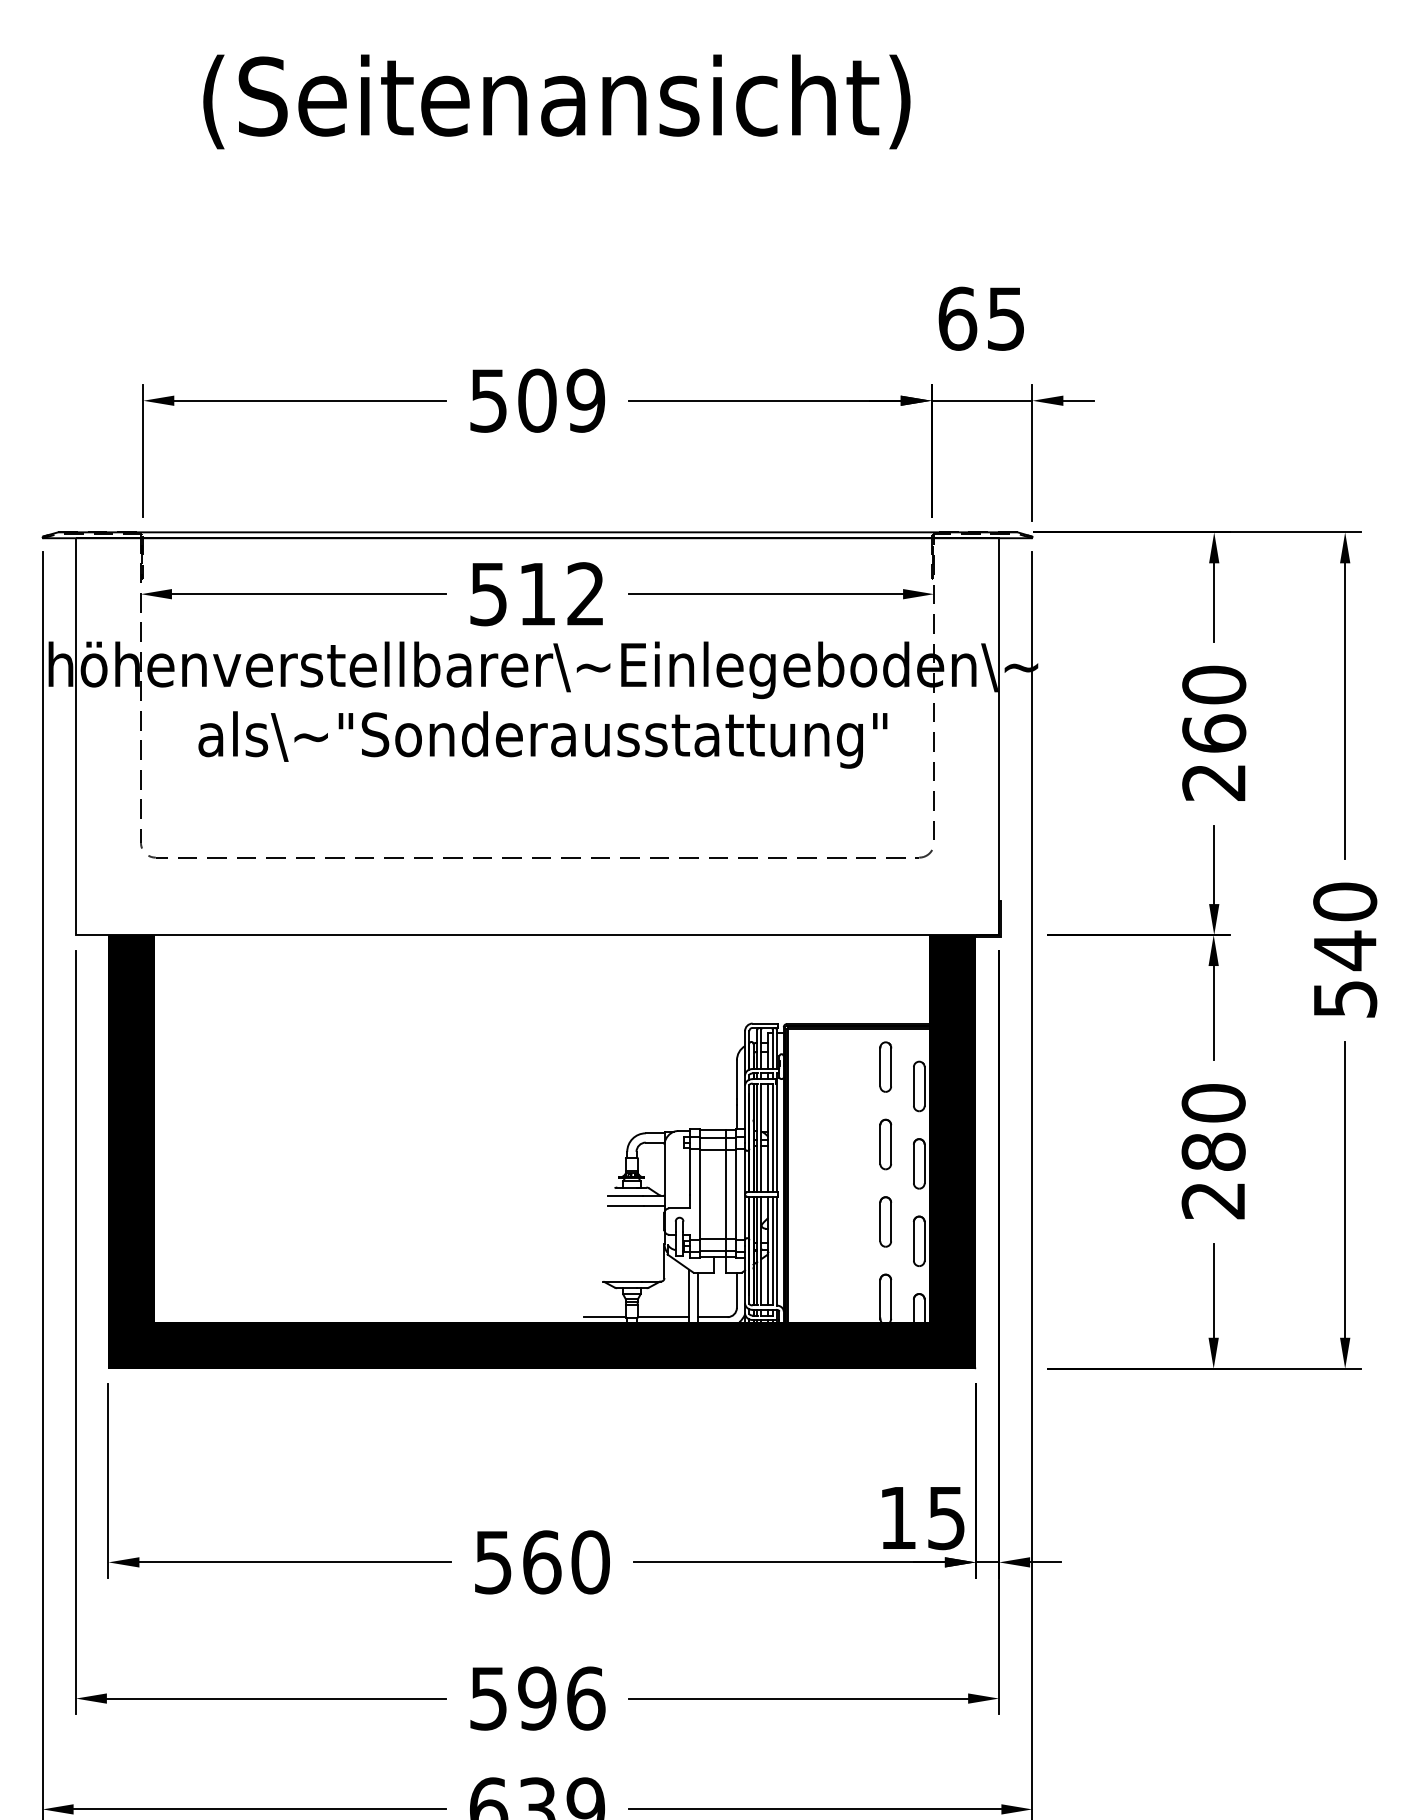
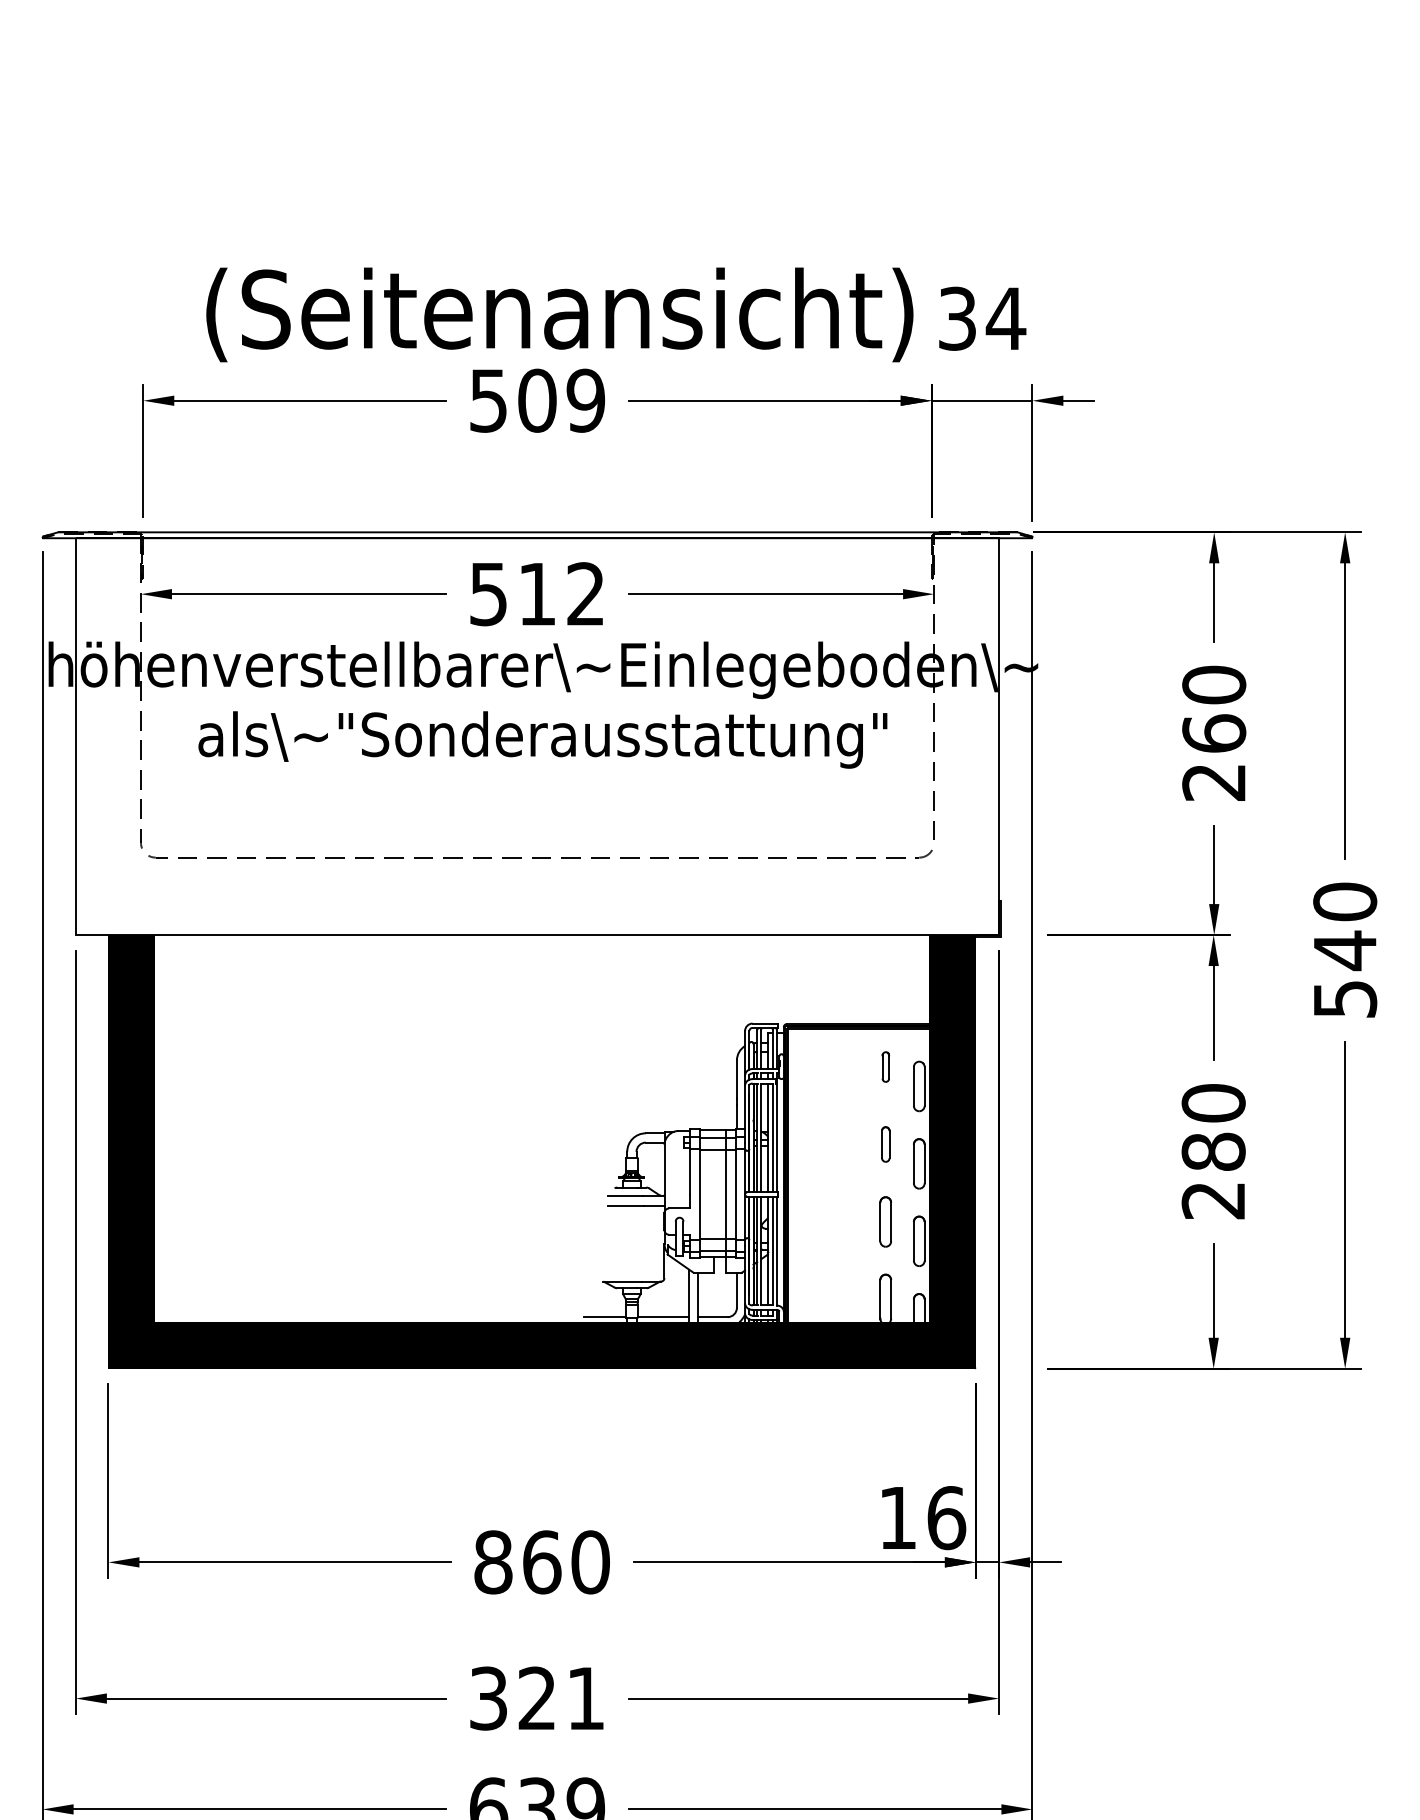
text position: (556, 101) -> (559, 314) (559, 314)
text: 65 -> 34 (982, 318)
part size: 14x52 px -> 9x32 px (885, 1066)
part size: 14x53 px -> 10x37 px (885, 1144)
text: 15 -> 16 (946, 1518)
text: 560 -> 860 (493, 1562)
text: 596 -> 321 (537, 1698)
